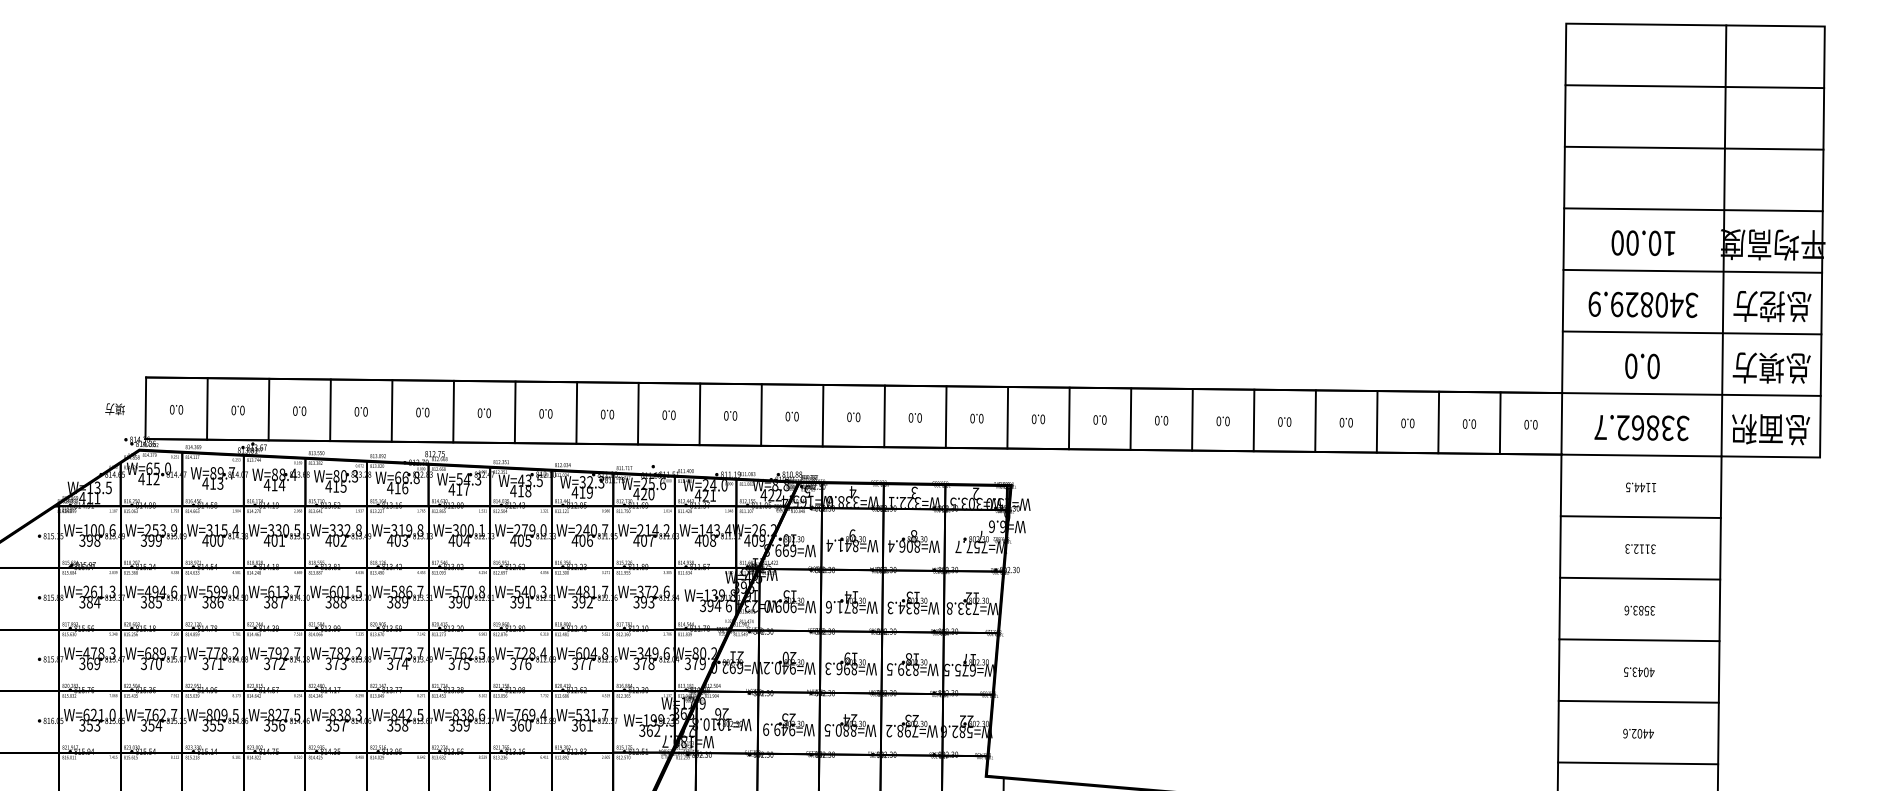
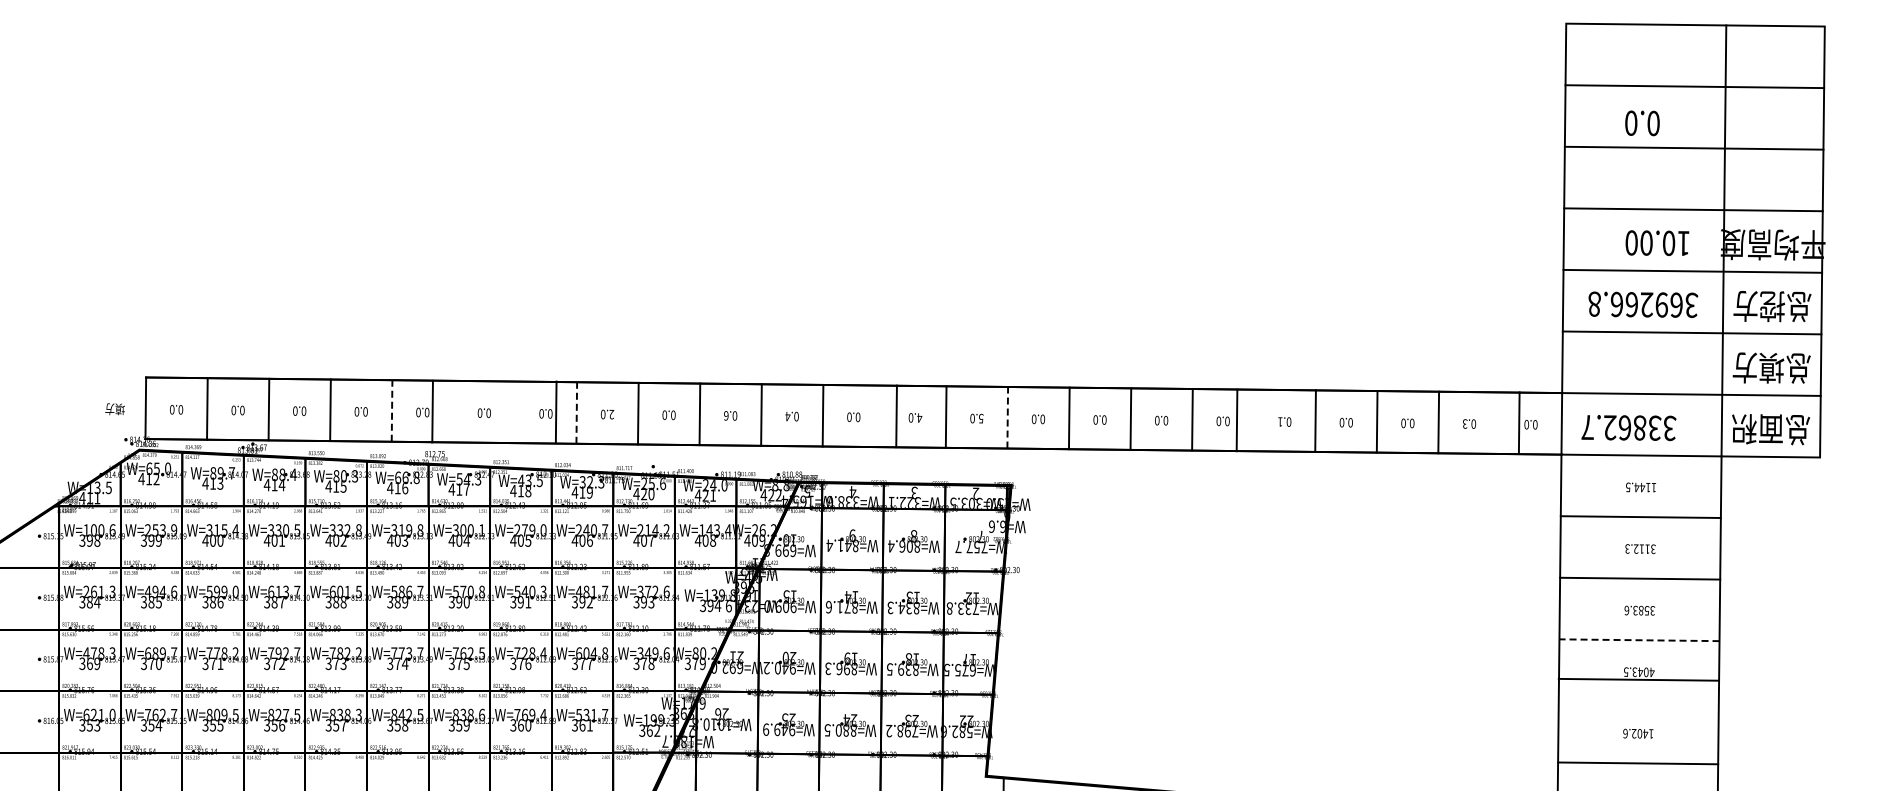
text position: (1643, 242) -> (1657, 242) (1657, 242)
text: 340829.9 -> 369266.8 (1635, 304)
text position: (1642, 366) -> (1642, 123) (1642, 123)
line: solid -> dashed (392, 410)
line position: (453, 411) -> (432, 411) (432, 411)
line position: (514, 412) -> (555, 412) (555, 412)
line: solid -> dashed (576, 413)
text: 0.0 -> 2.0 (611, 414)
text: 0.0 -> 0.6 (726, 415)
text: 0.0 -> 0.4 (787, 416)
line position: (884, 416) -> (896, 416) (896, 416)
text: 0.0 -> 4.0 (919, 417)
line: solid -> dashed (1007, 417)
text: 0.0 -> 5.0 (981, 418)
line position: (1253, 420) -> (1236, 420) (1236, 420)
text: 0.0 -> 0.1 (1280, 421)
line position: (1499, 422) -> (1518, 422) (1518, 422)
text: 0.0 -> 0.3 (1464, 423)
text position: (1641, 428) -> (1628, 428) (1628, 428)
line: solid -> dashed (1638, 640)
line position: (1638, 701) -> (1638, 679) (1638, 679)
text: 4402.6 -> 1402.6 (1651, 733)
